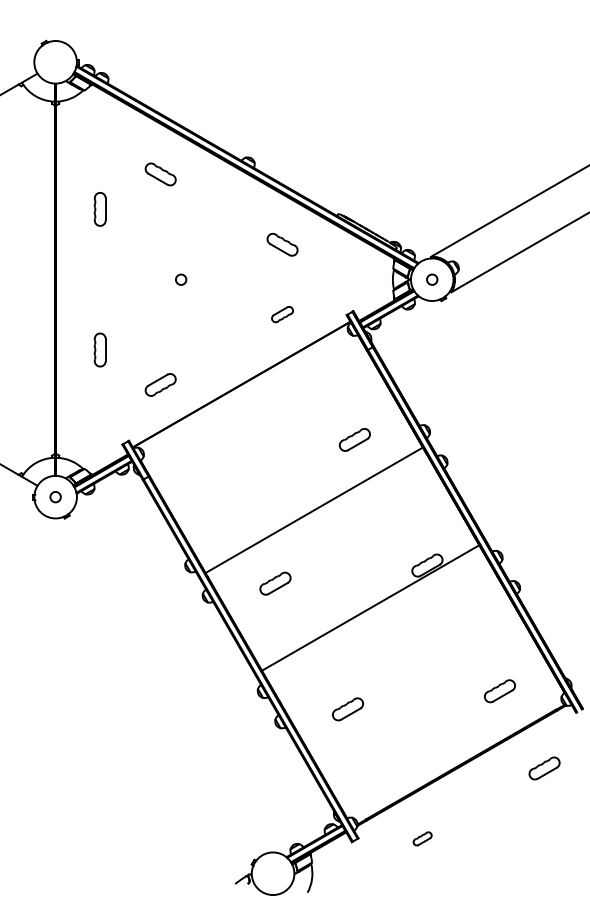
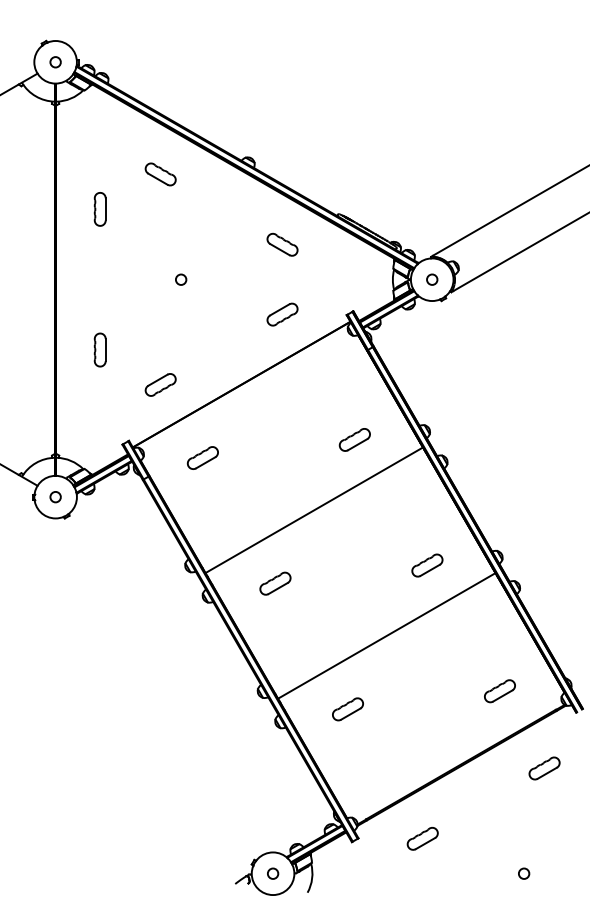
circle: none -> present (55, 62)
part size: 23x18 px -> 33x25 px (282, 314)
part: none -> present (202, 457)
line position: (370, 607) -> (386, 635) (386, 635)
part size: 21x16 px -> 33x24 px (422, 838)
circle: none -> present (273, 873)
circle: none -> present (524, 873)
